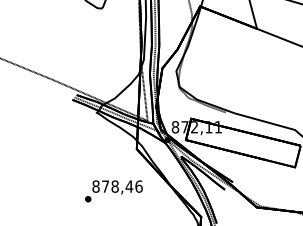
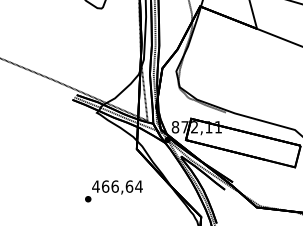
text: 878,46 -> 466,64 (117, 186)
